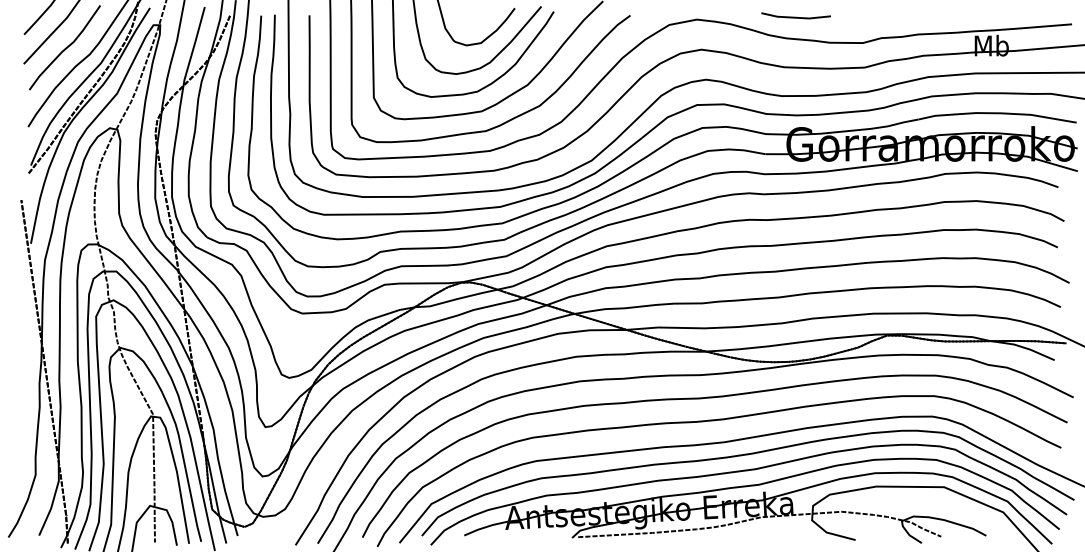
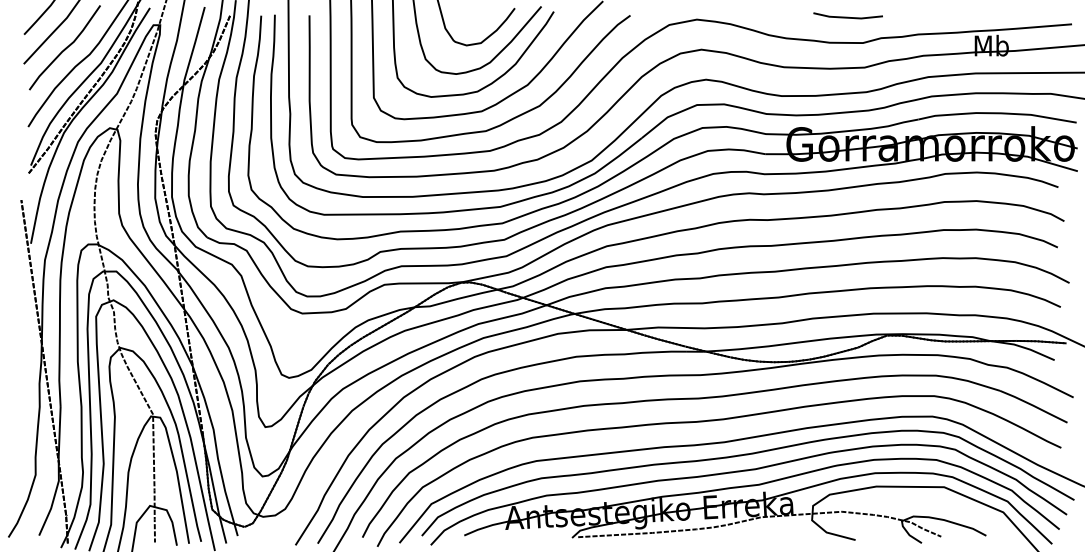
line position: (795, 16) -> (847, 16) (847, 16)
